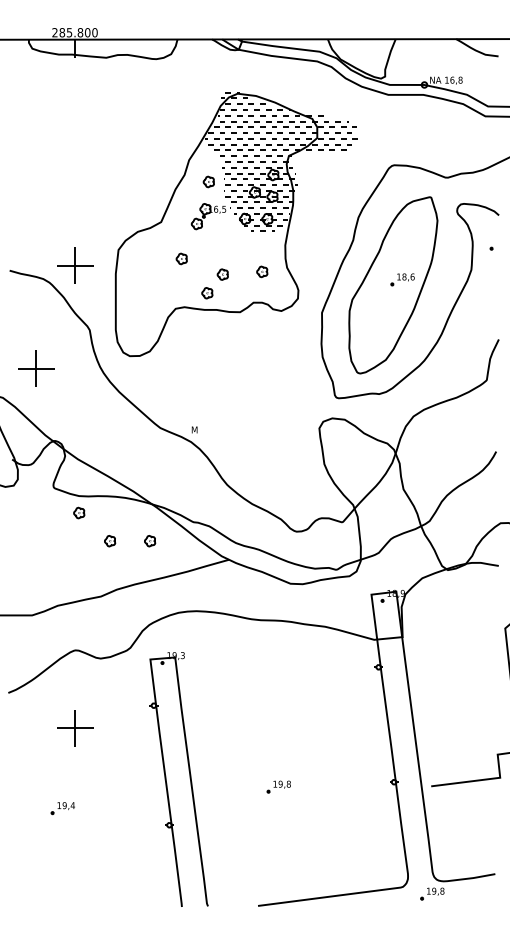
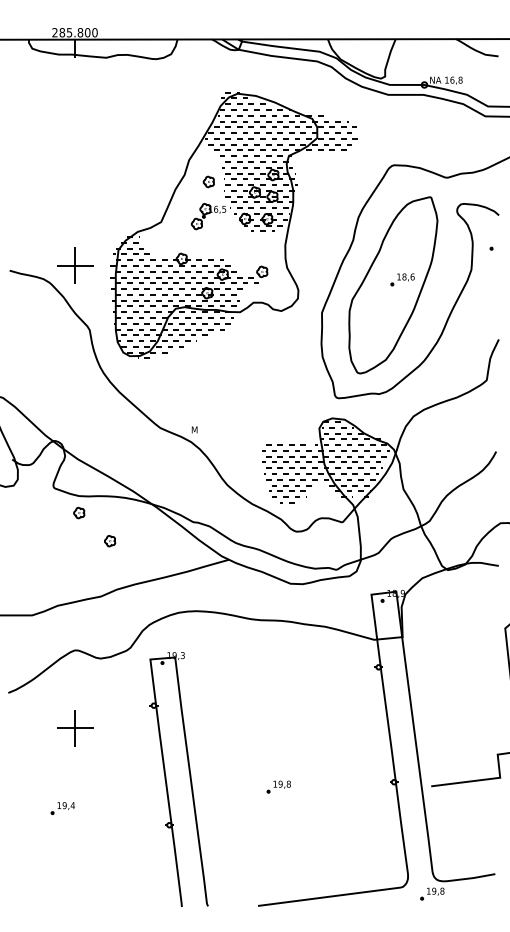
hatch: none -> present (184, 297)
part: present -> none (36, 368)
hatch: none -> present (326, 462)
part: present -> none (150, 541)
